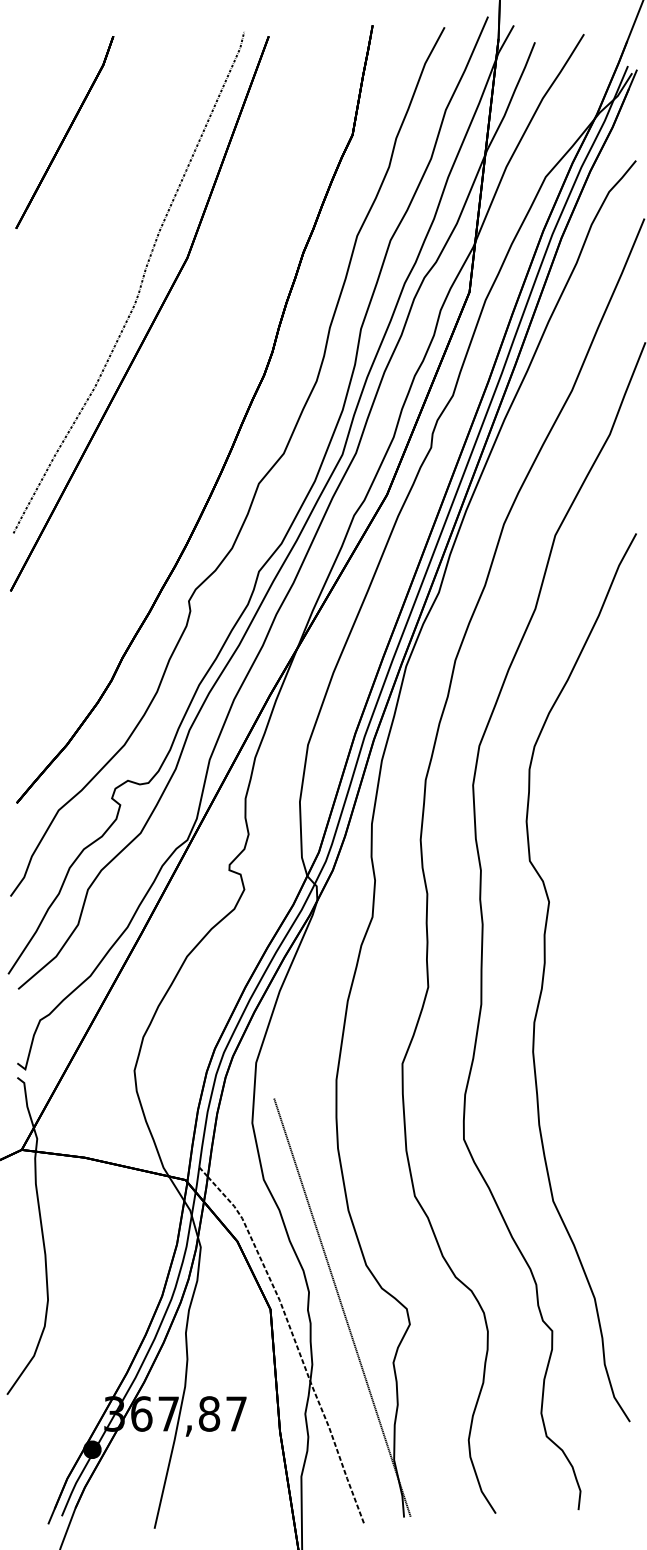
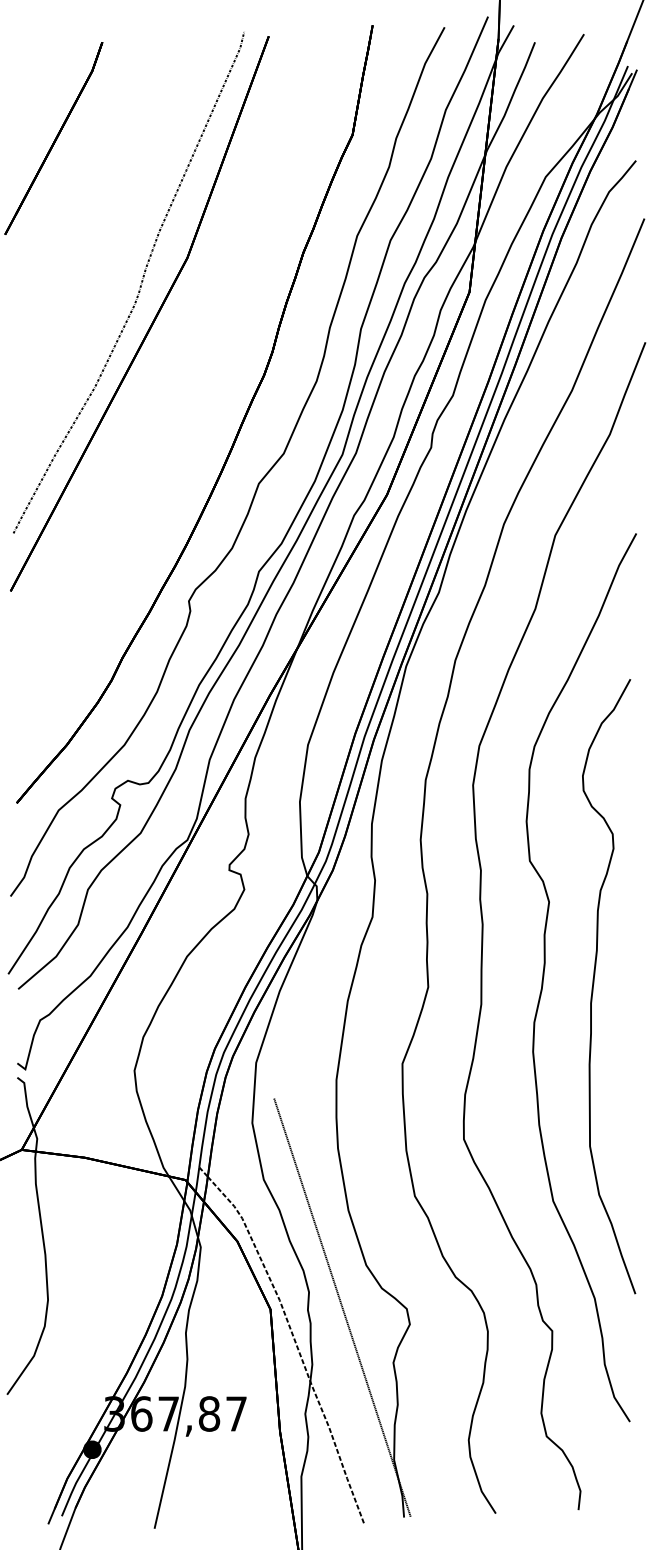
part position: (64, 132) -> (53, 138) (53, 138)
part: none -> present (594, 983)
